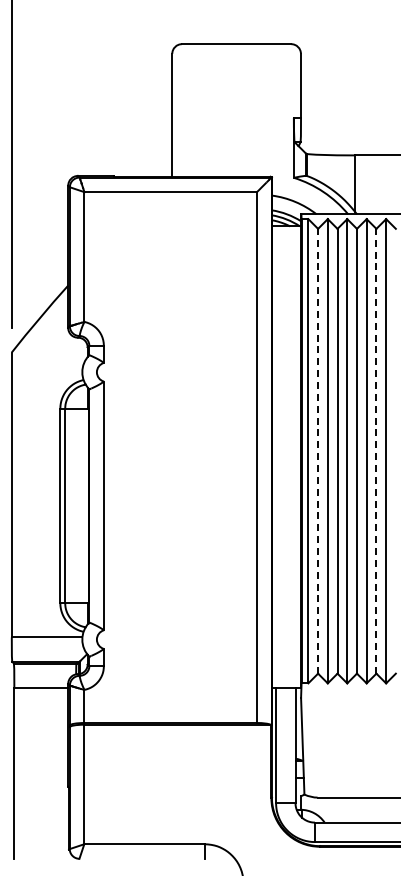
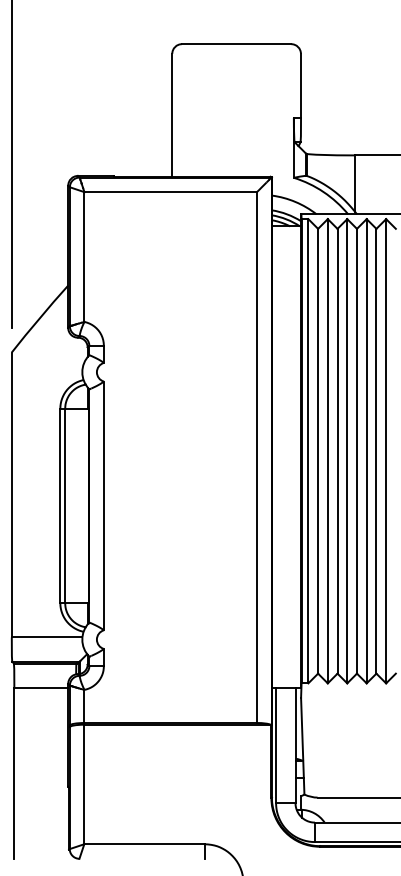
line: dashed -> solid (318, 450)
line: dashed -> solid (376, 450)
